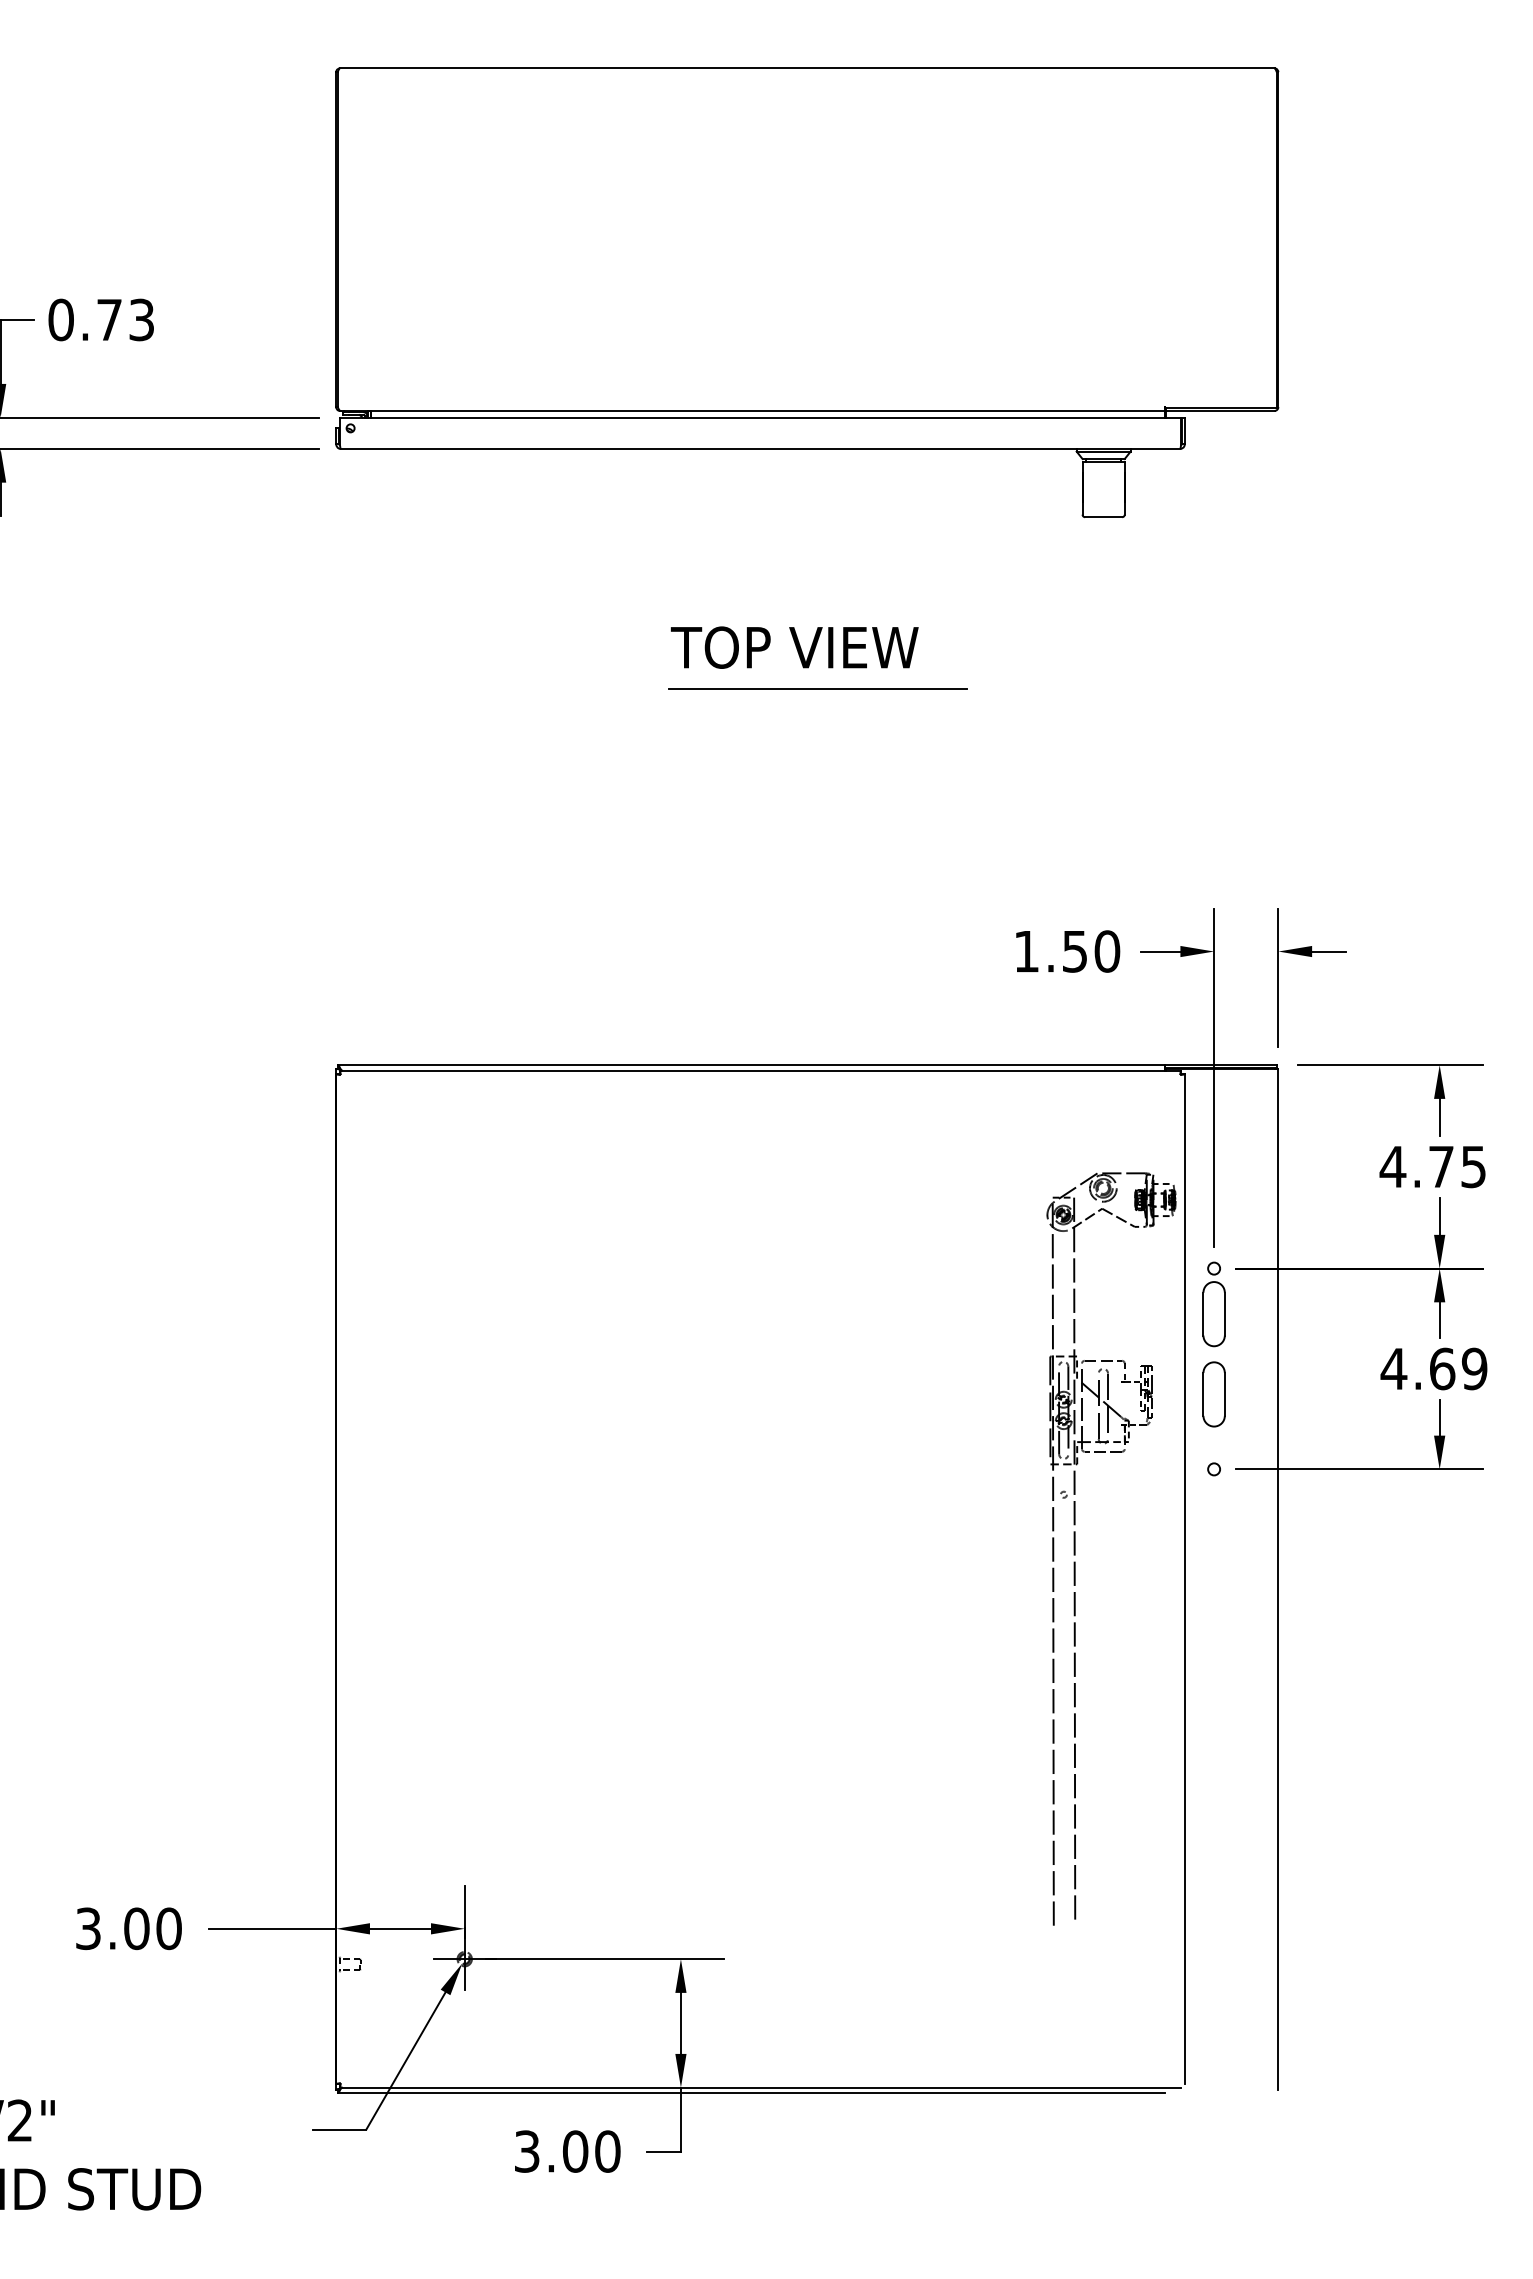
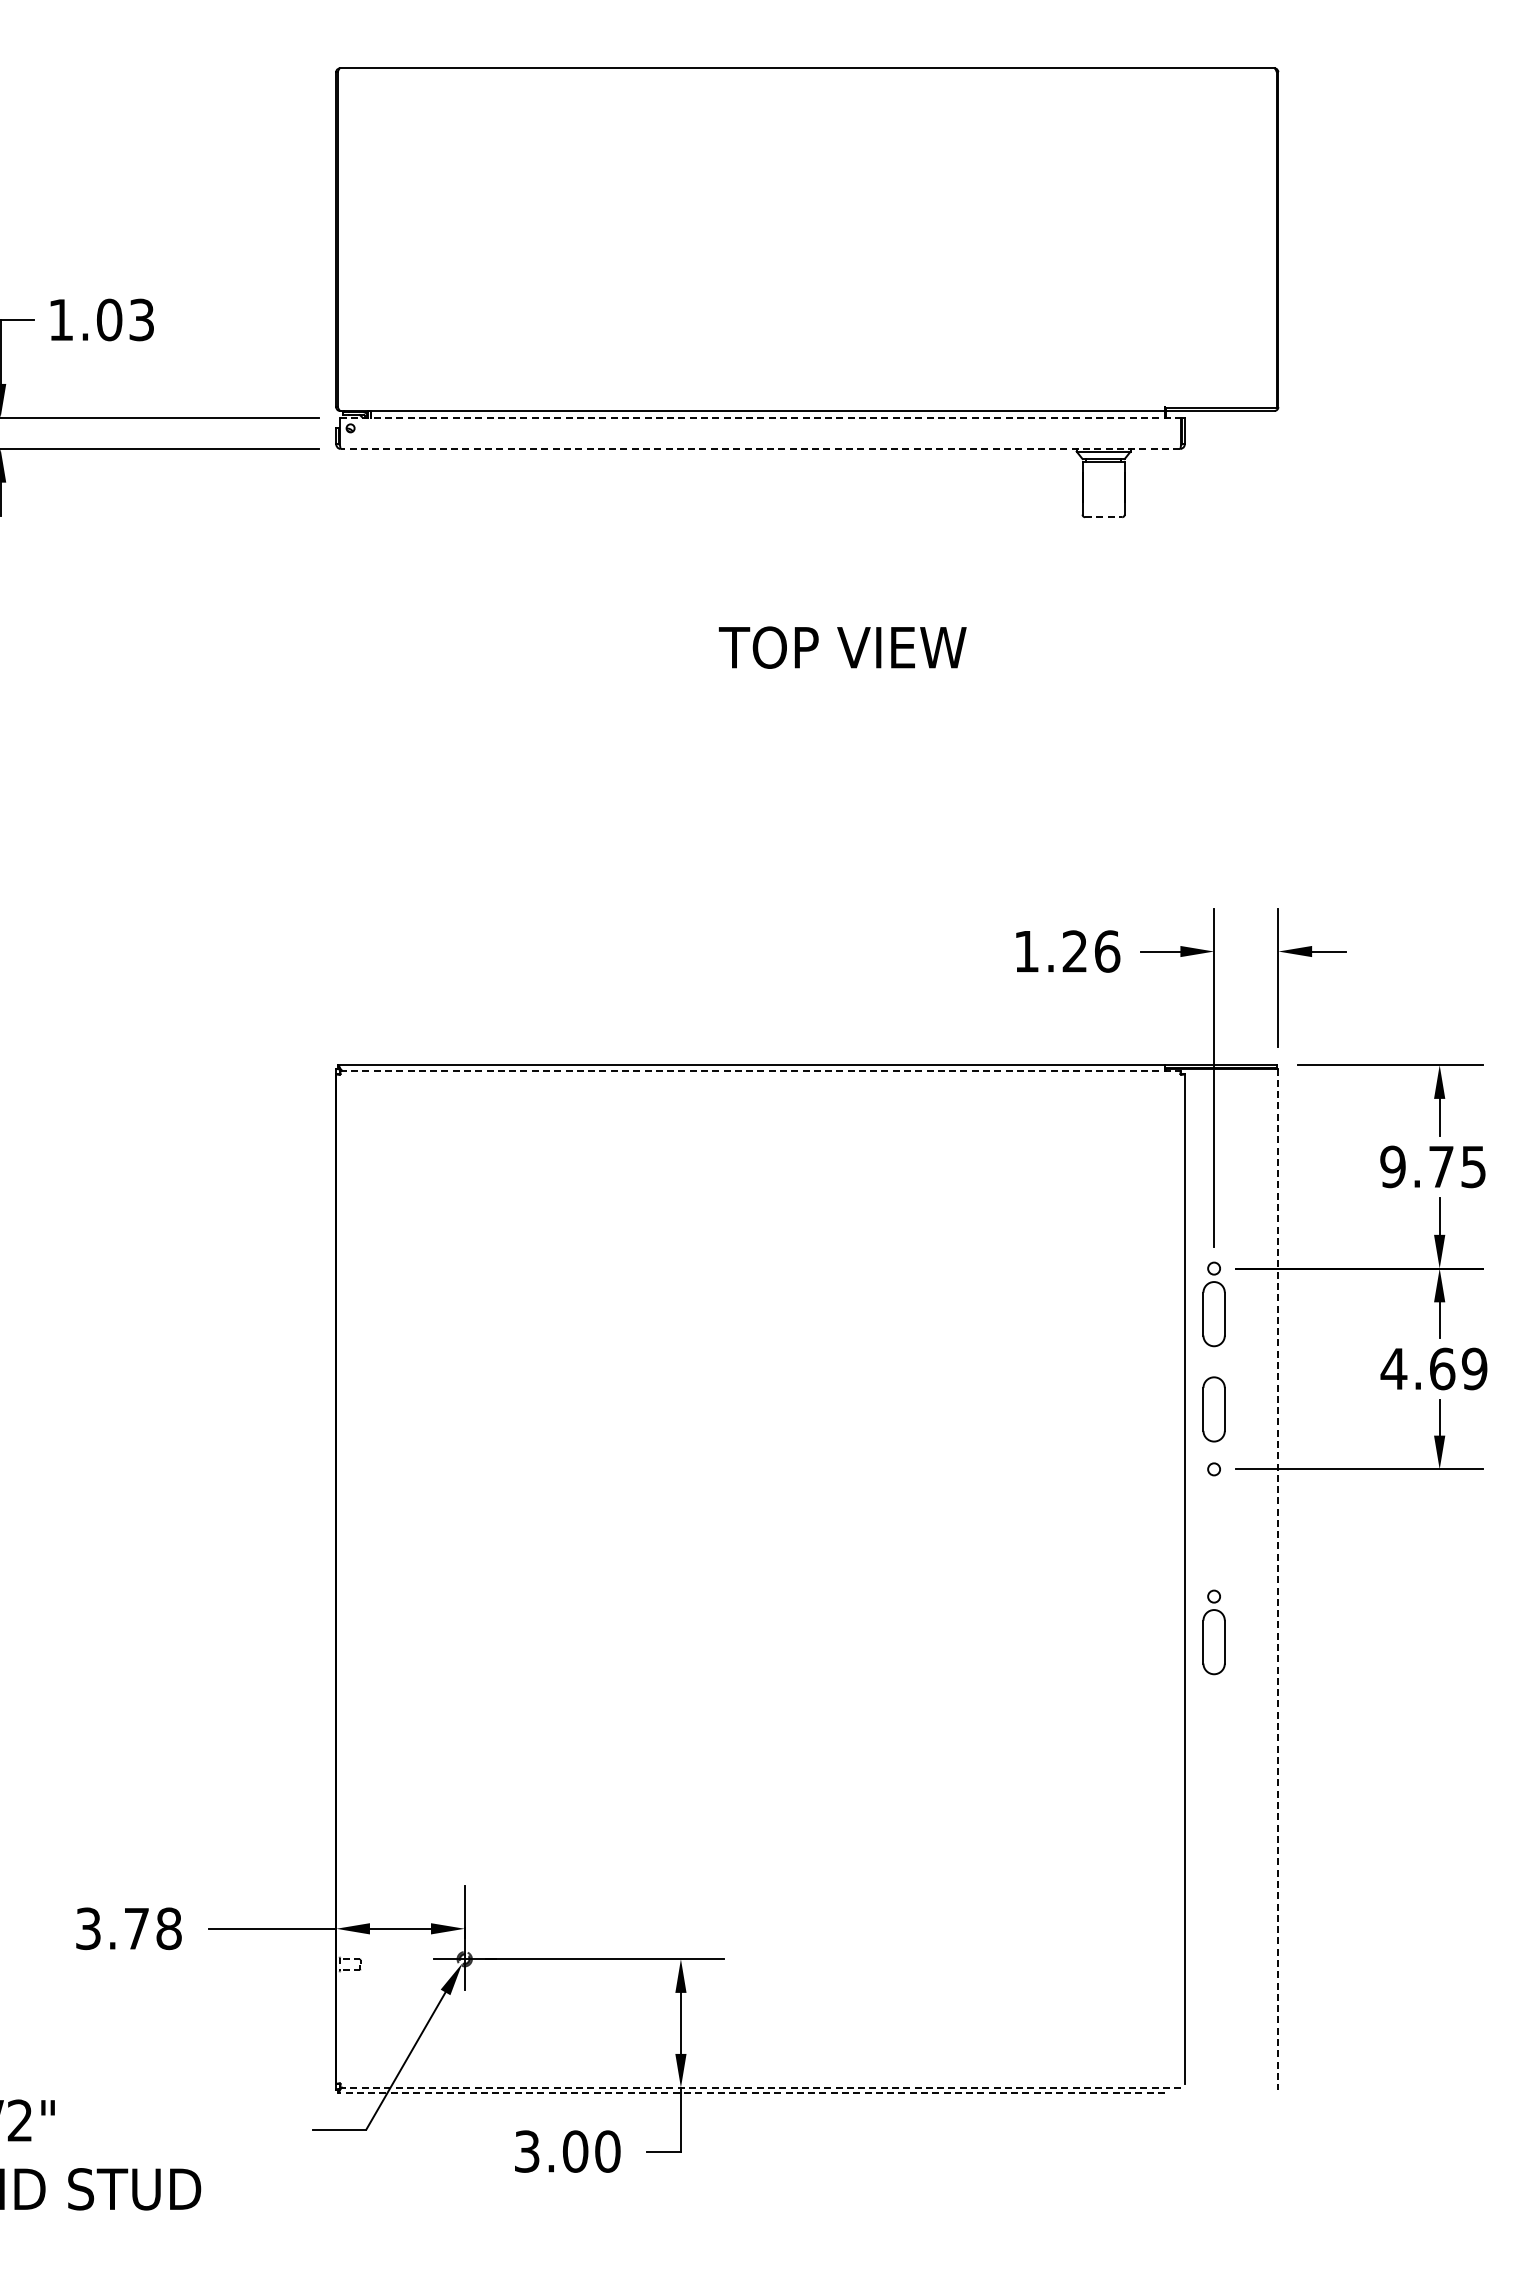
text: 0.73 -> 1.03 (85, 319)
line: solid -> dashed (760, 417)
line: solid -> dashed (760, 448)
line: solid -> dashed (1103, 517)
text position: (794, 647) -> (842, 647) (842, 647)
line: present -> none (817, 688)
text: 1.50 -> 1.26 (1091, 951)
line: solid -> dashed (760, 1070)
text: 4.75 -> 9.75 (1392, 1166)
part position: (1213, 1394) -> (1213, 1409) (1213, 1409)
part: present -> none (1075, 1548)
line: solid -> dashed (1278, 1579)
part: none -> present (1213, 1632)
text: 3.00 -> 3.78 (152, 1928)
line: solid -> dashed (760, 2087)
line: solid -> dashed (751, 2093)
